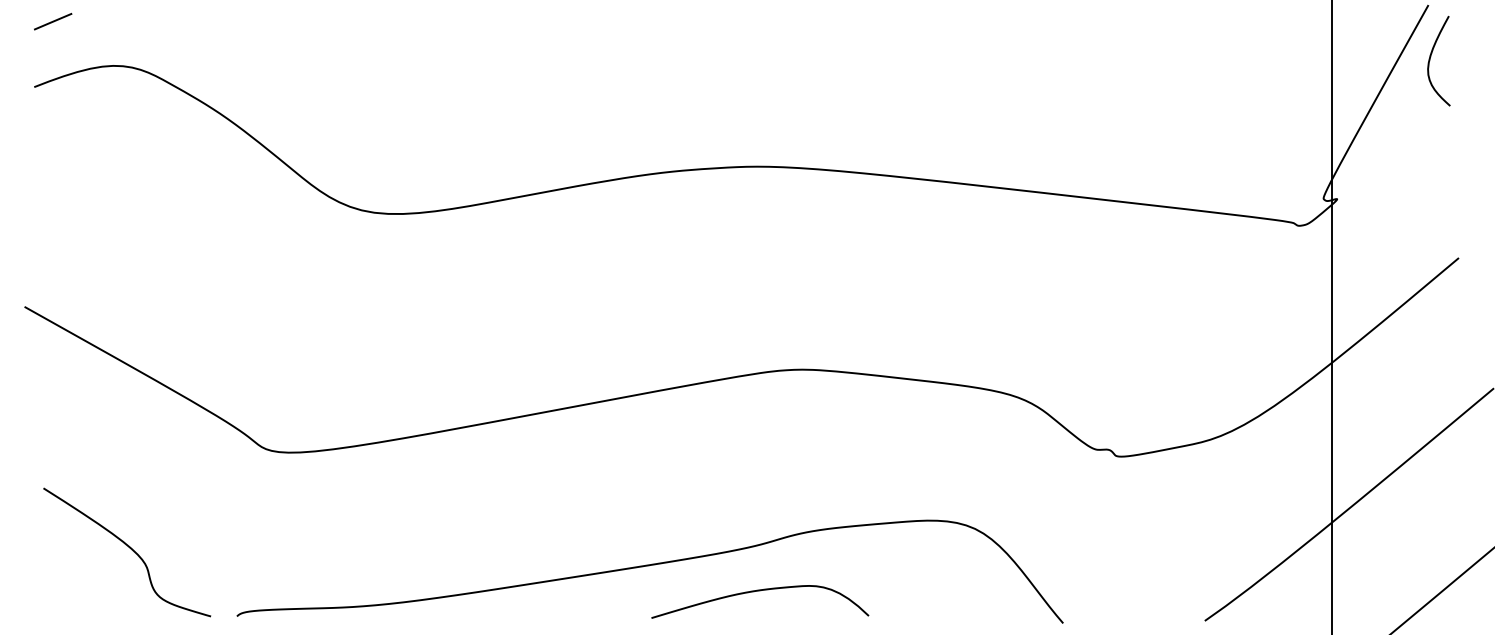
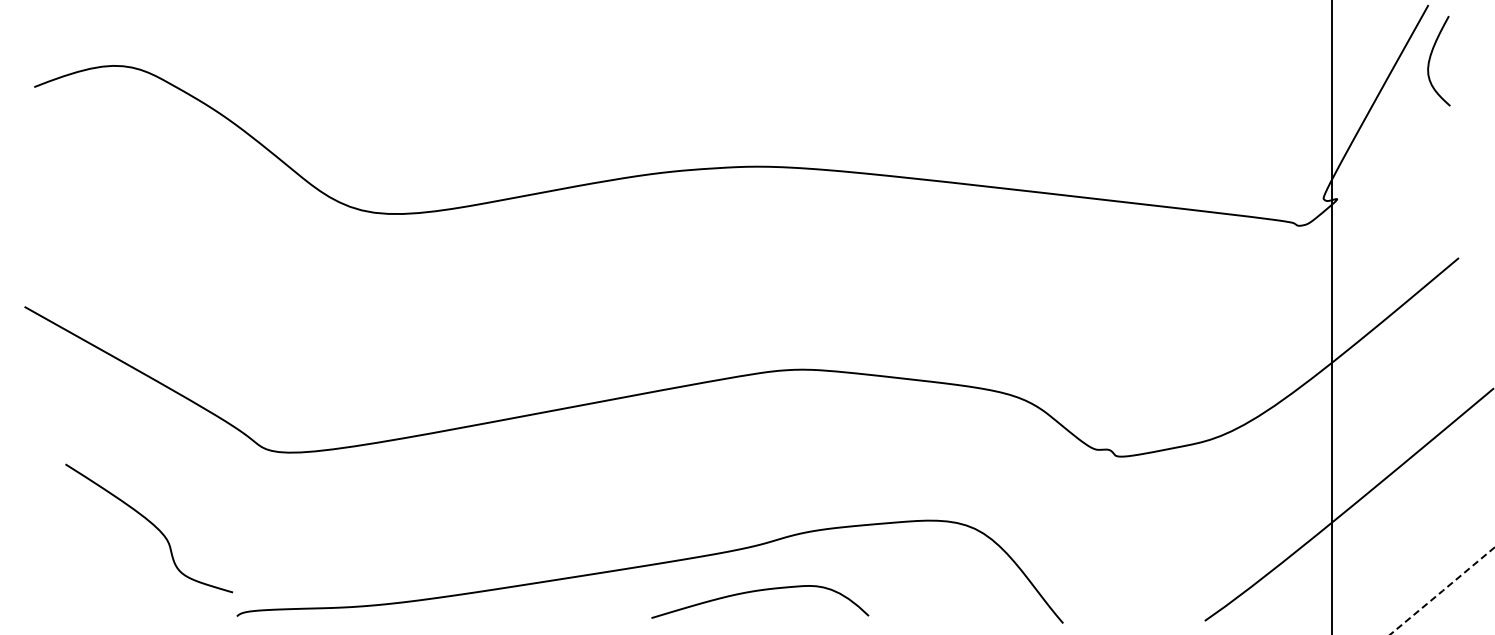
line: present -> none (53, 21)
curve position: (130, 549) -> (152, 525) (152, 525)
line: solid -> dashed (1442, 590)
